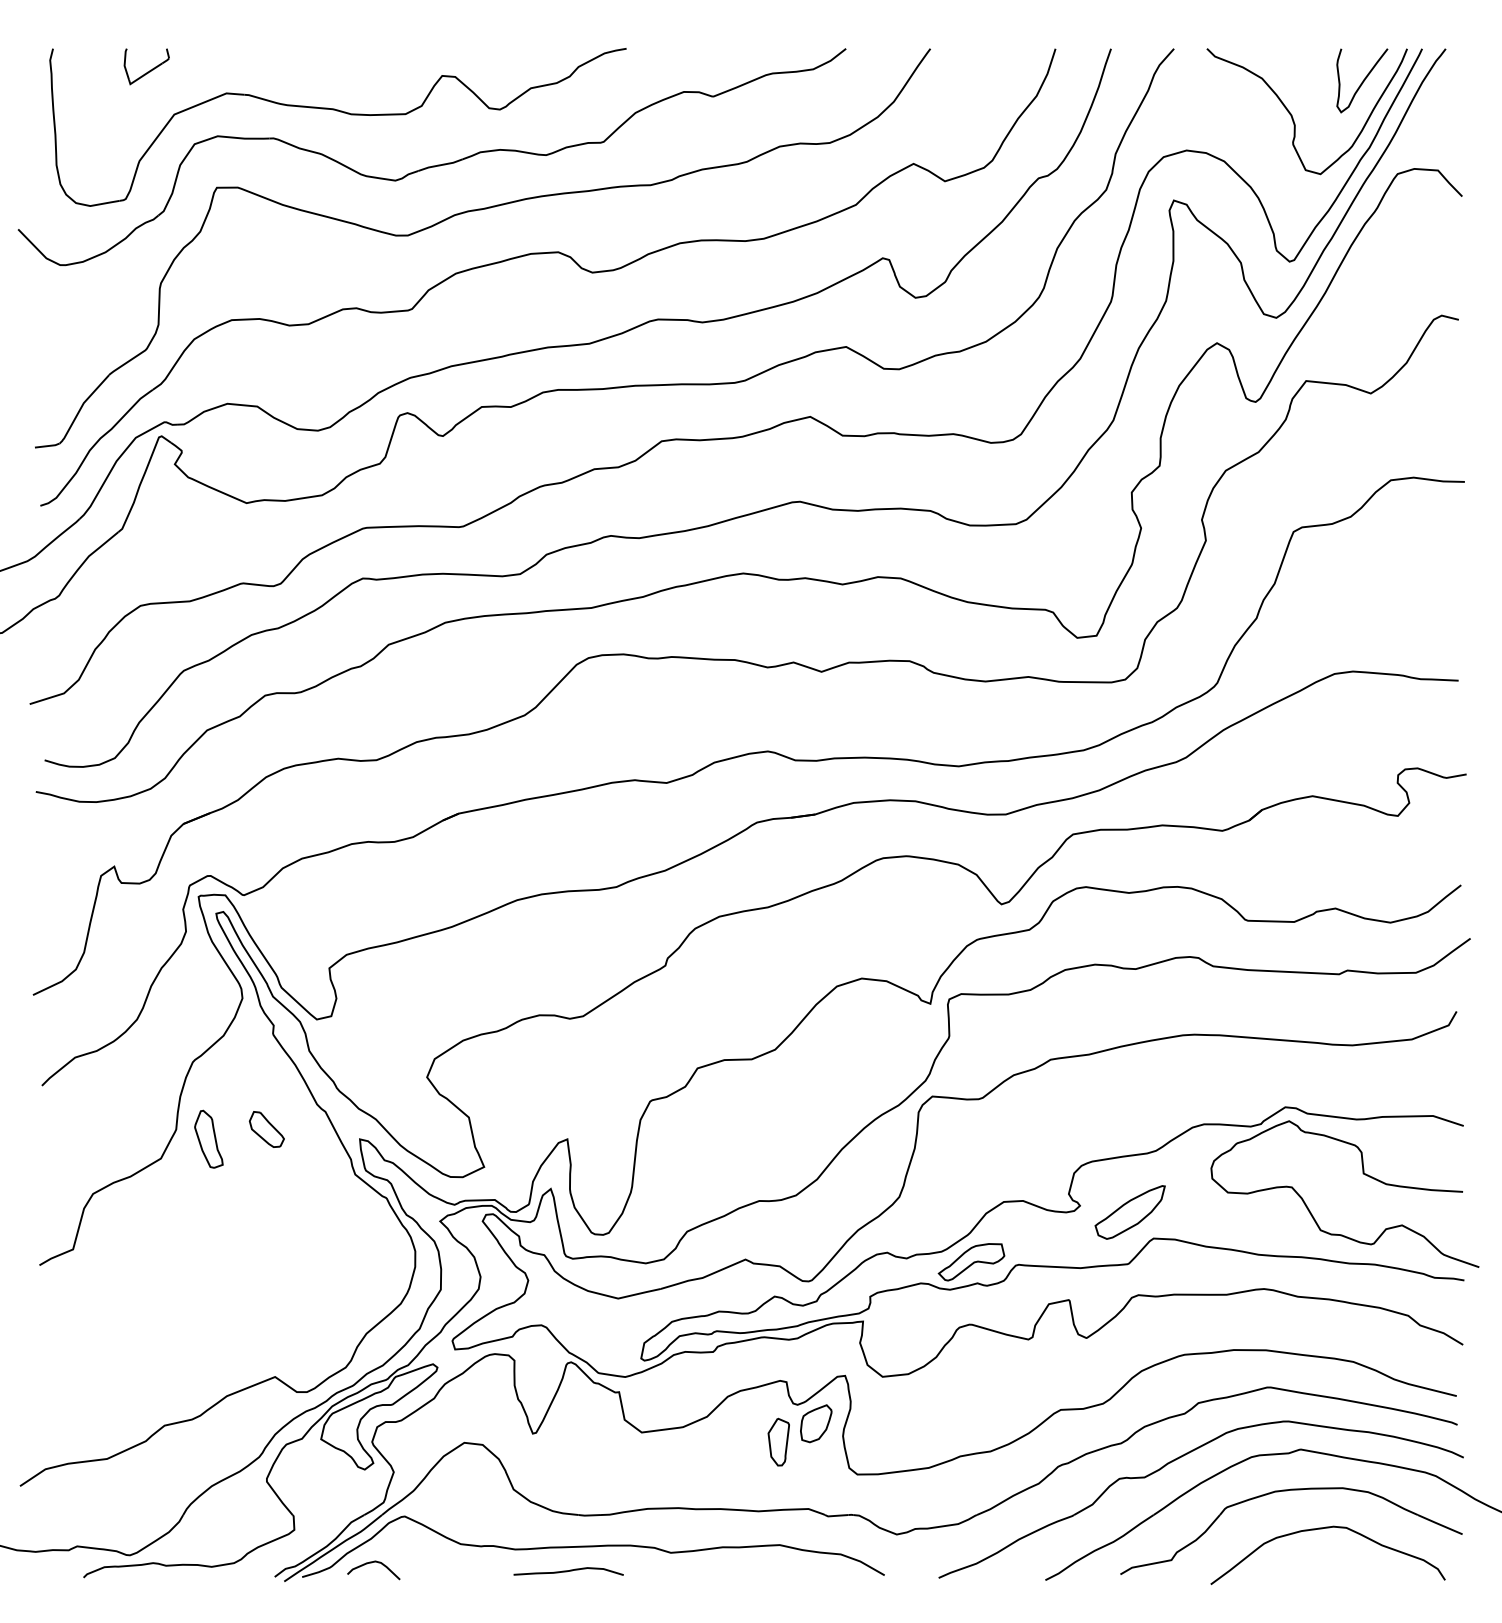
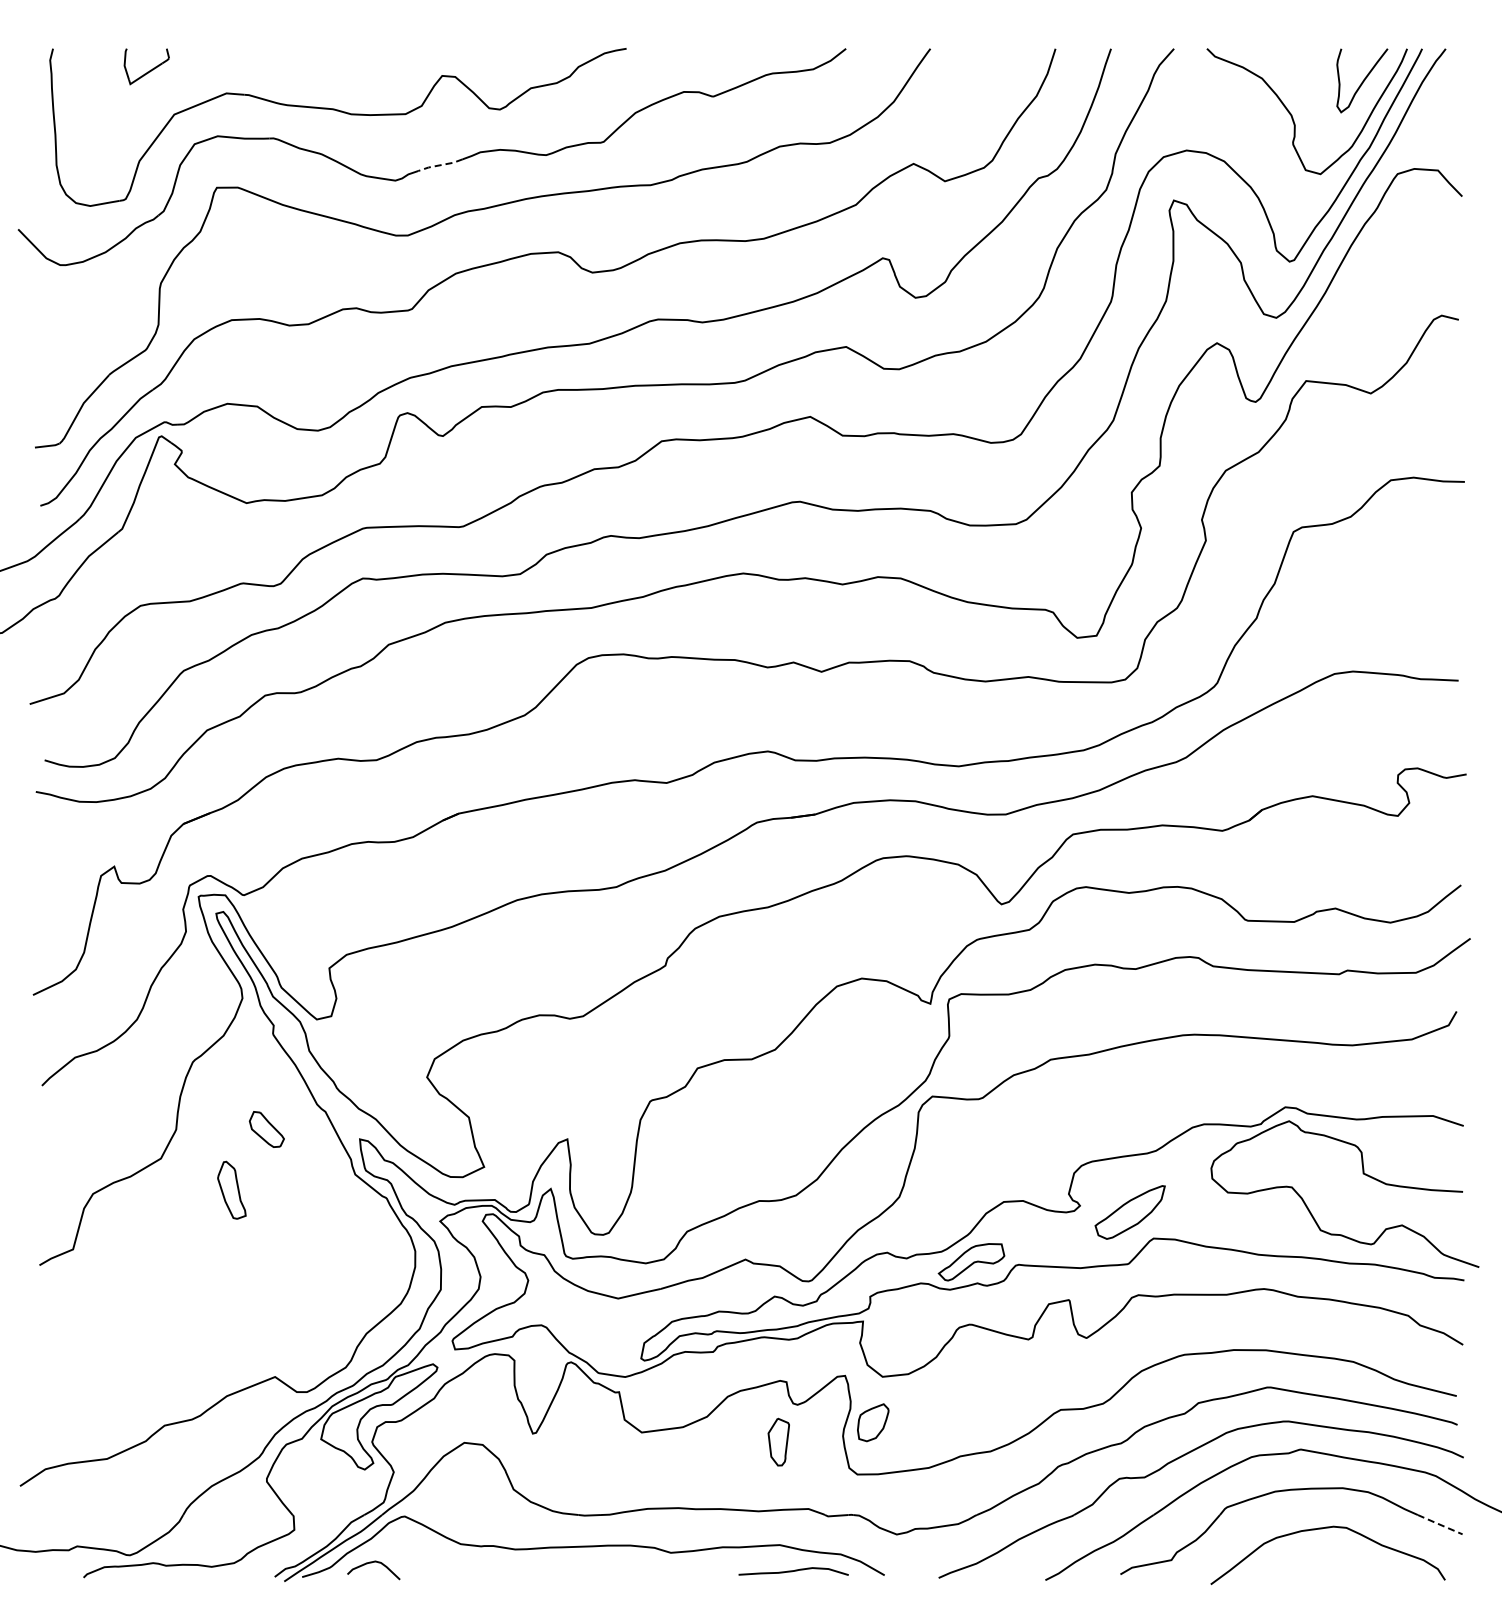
line: solid -> dashed (440, 165)
part position: (208, 1138) -> (231, 1189) (231, 1189)
part position: (816, 1423) -> (873, 1422) (873, 1422)
line: solid -> dashed (1438, 1524)
curve position: (568, 1571) -> (793, 1571) (793, 1571)
